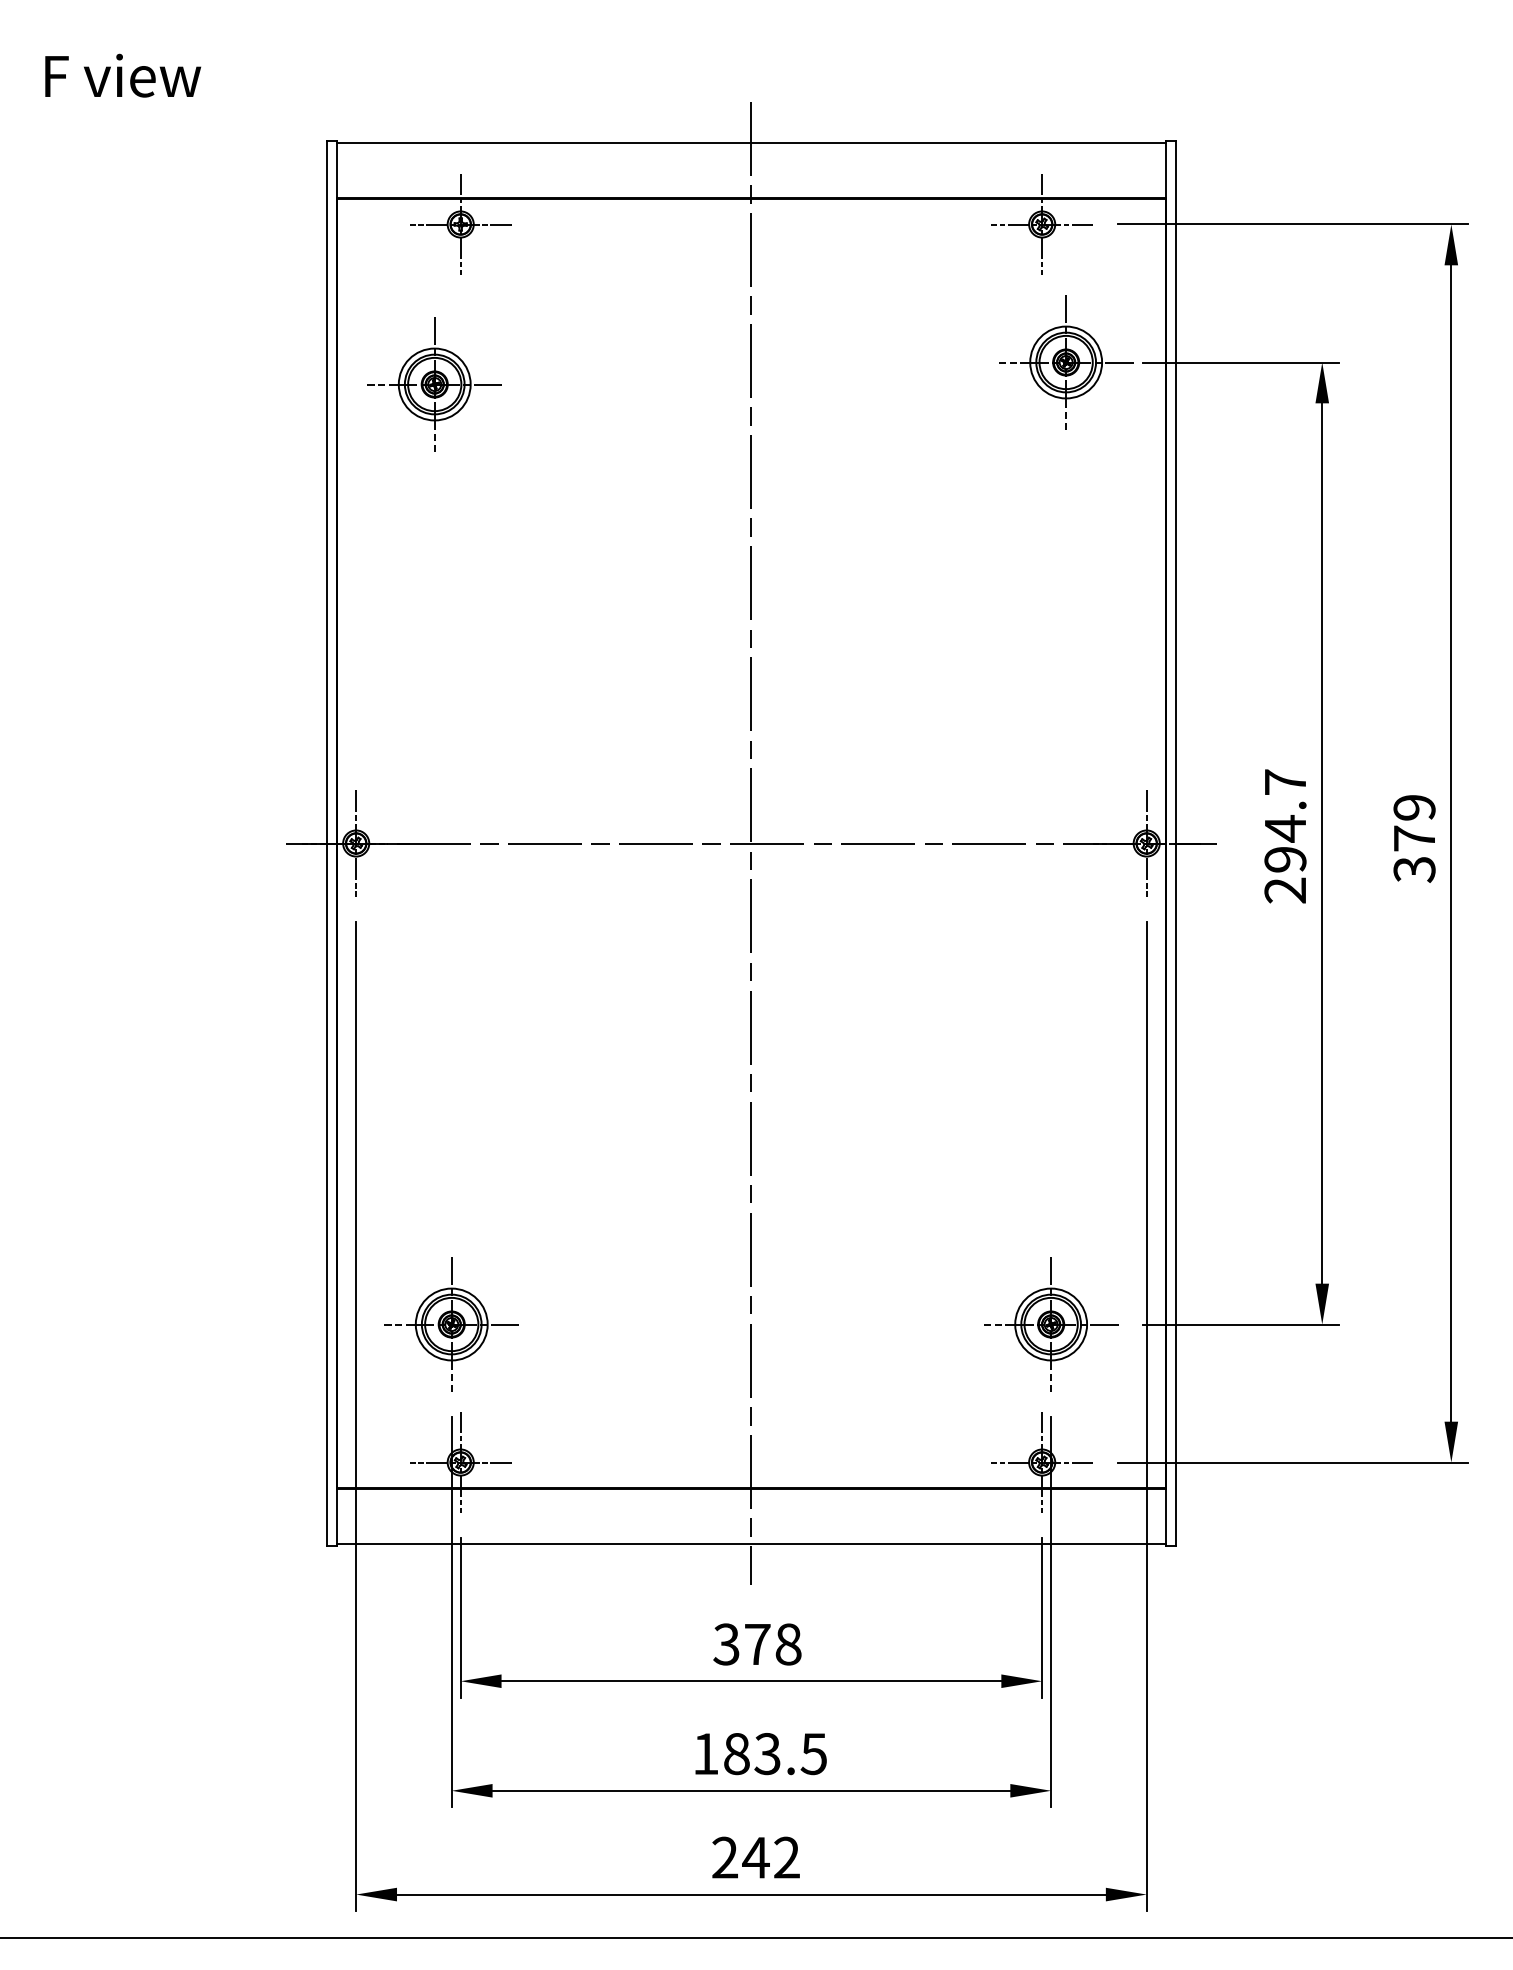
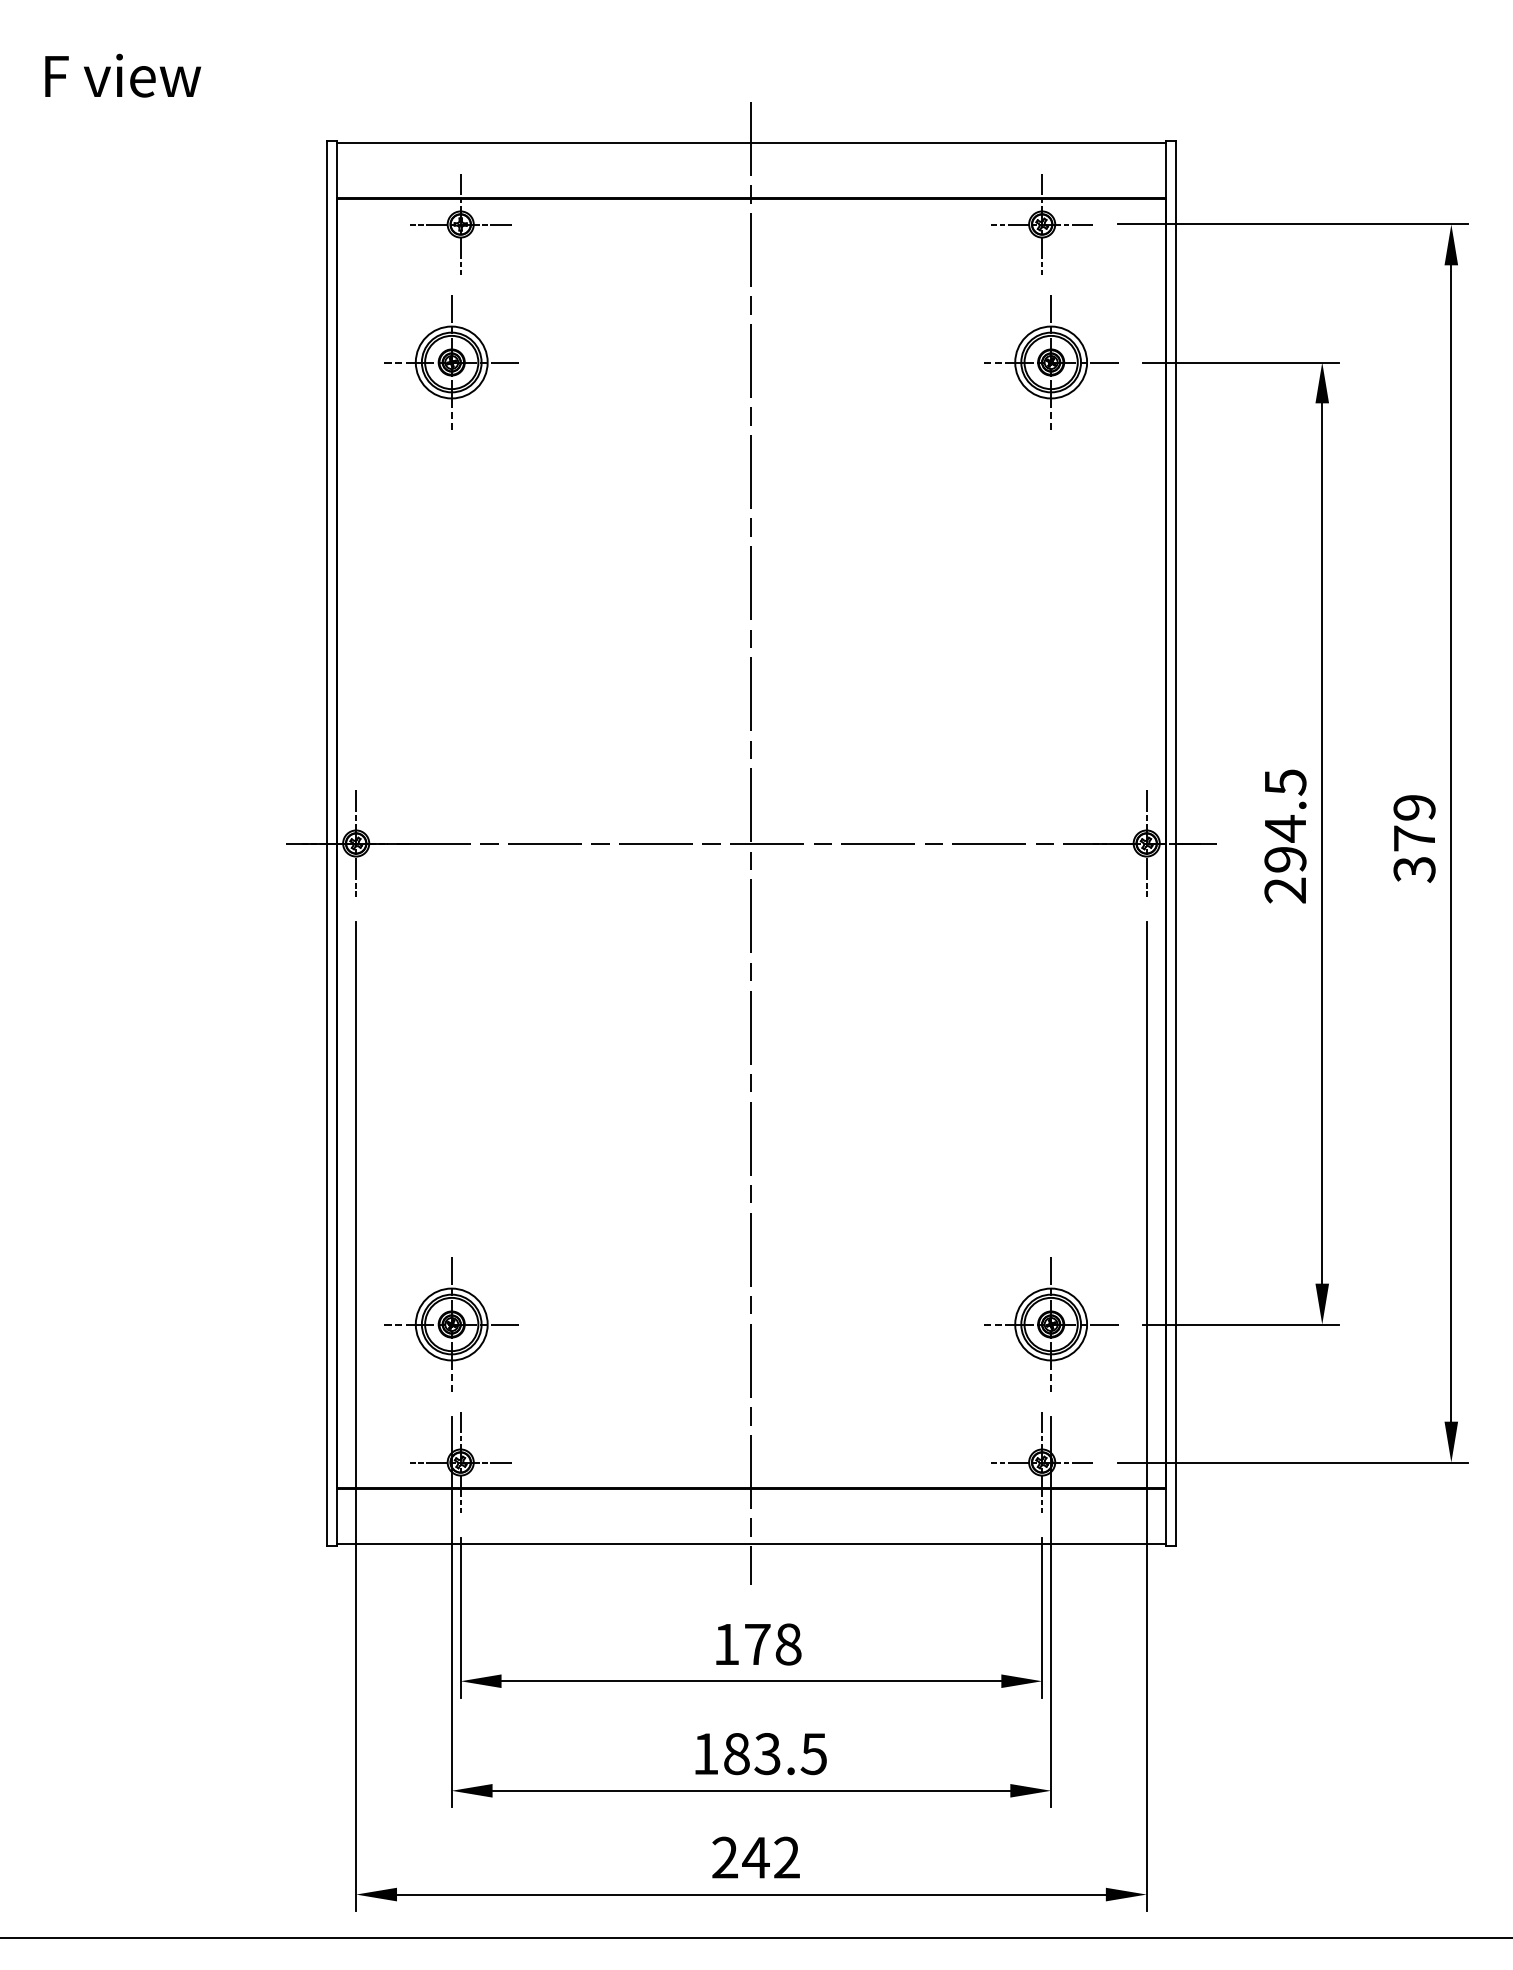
part position: (1066, 362) -> (1051, 362) (1051, 362)
part position: (434, 384) -> (451, 362) (451, 362)
text: 294.7 -> 294.5 (1285, 782)
text: 378 -> 178 (726, 1644)
